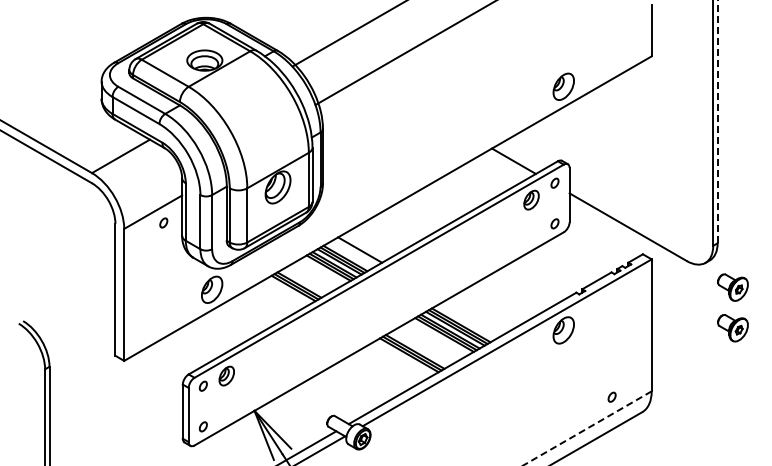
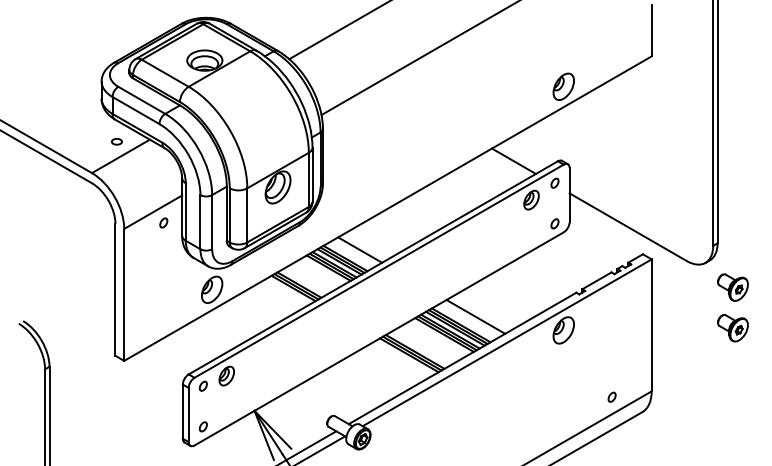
line position: (348, 34) -> (338, 30) (338, 30)
line position: (404, 53) -> (418, 58) (418, 58)
line: dashed -> solid (717, 121)
part: none -> present (116, 141)
line: none -> present (475, 316)
line: dashed -> solid (586, 428)
